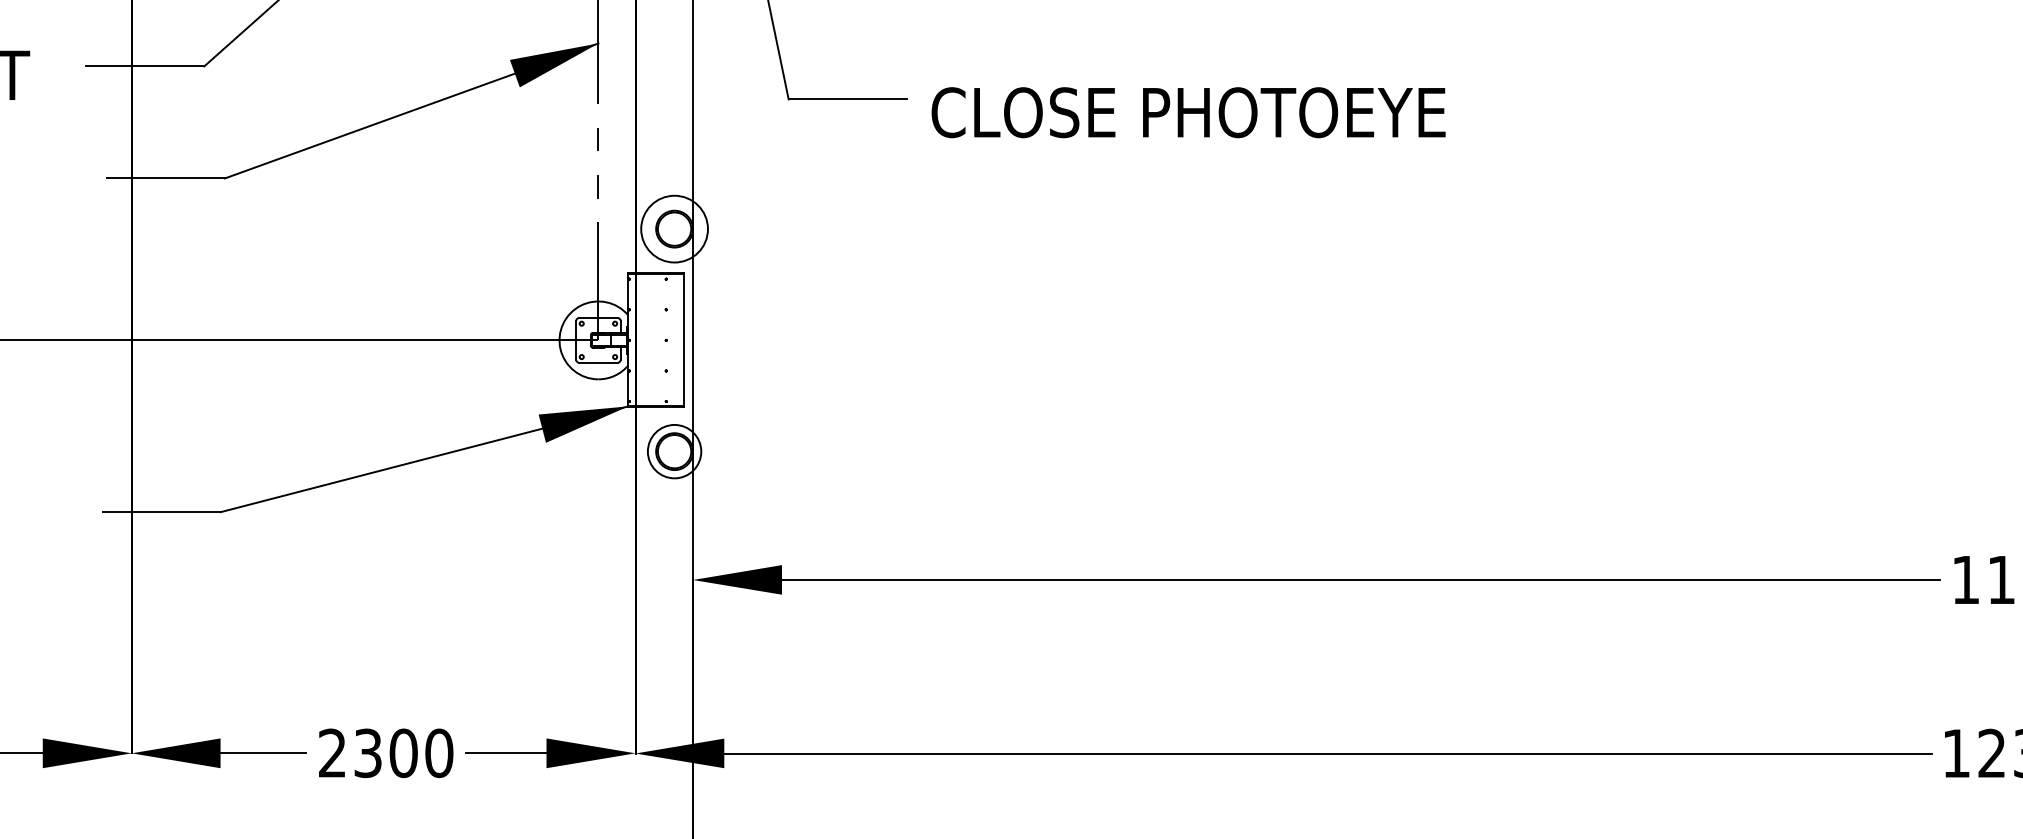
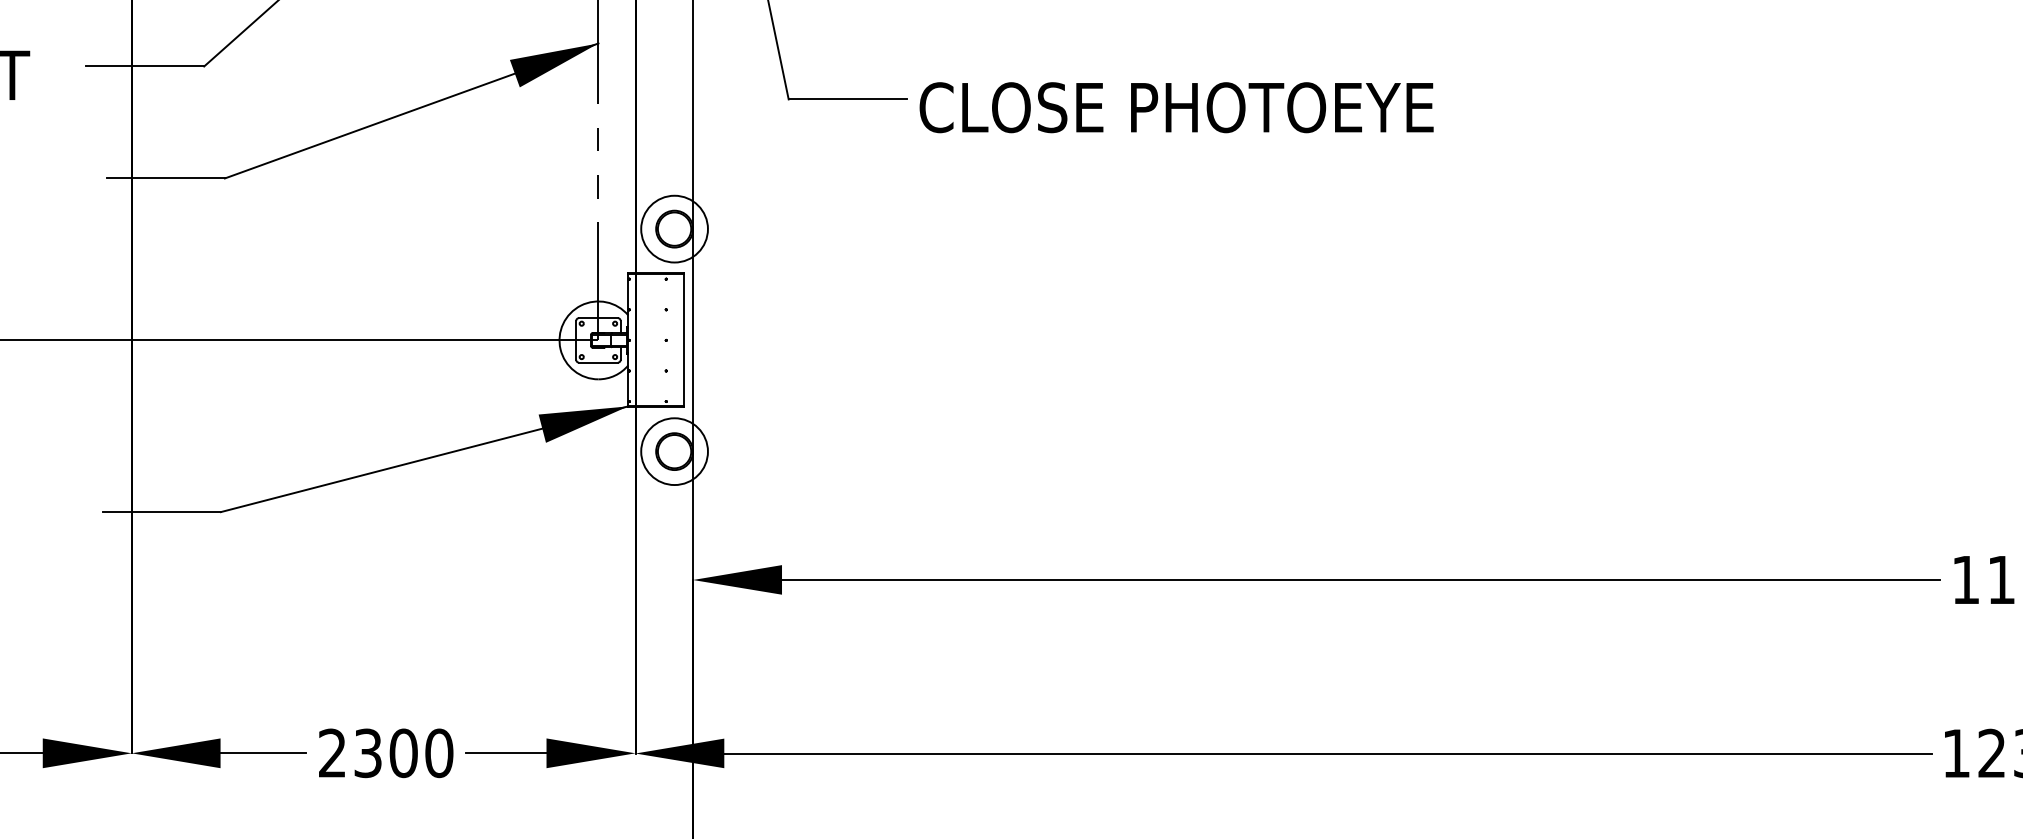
text position: (1188, 112) -> (1176, 107) (1176, 107)
circle diameter: 53 px -> 67 px (674, 451)
